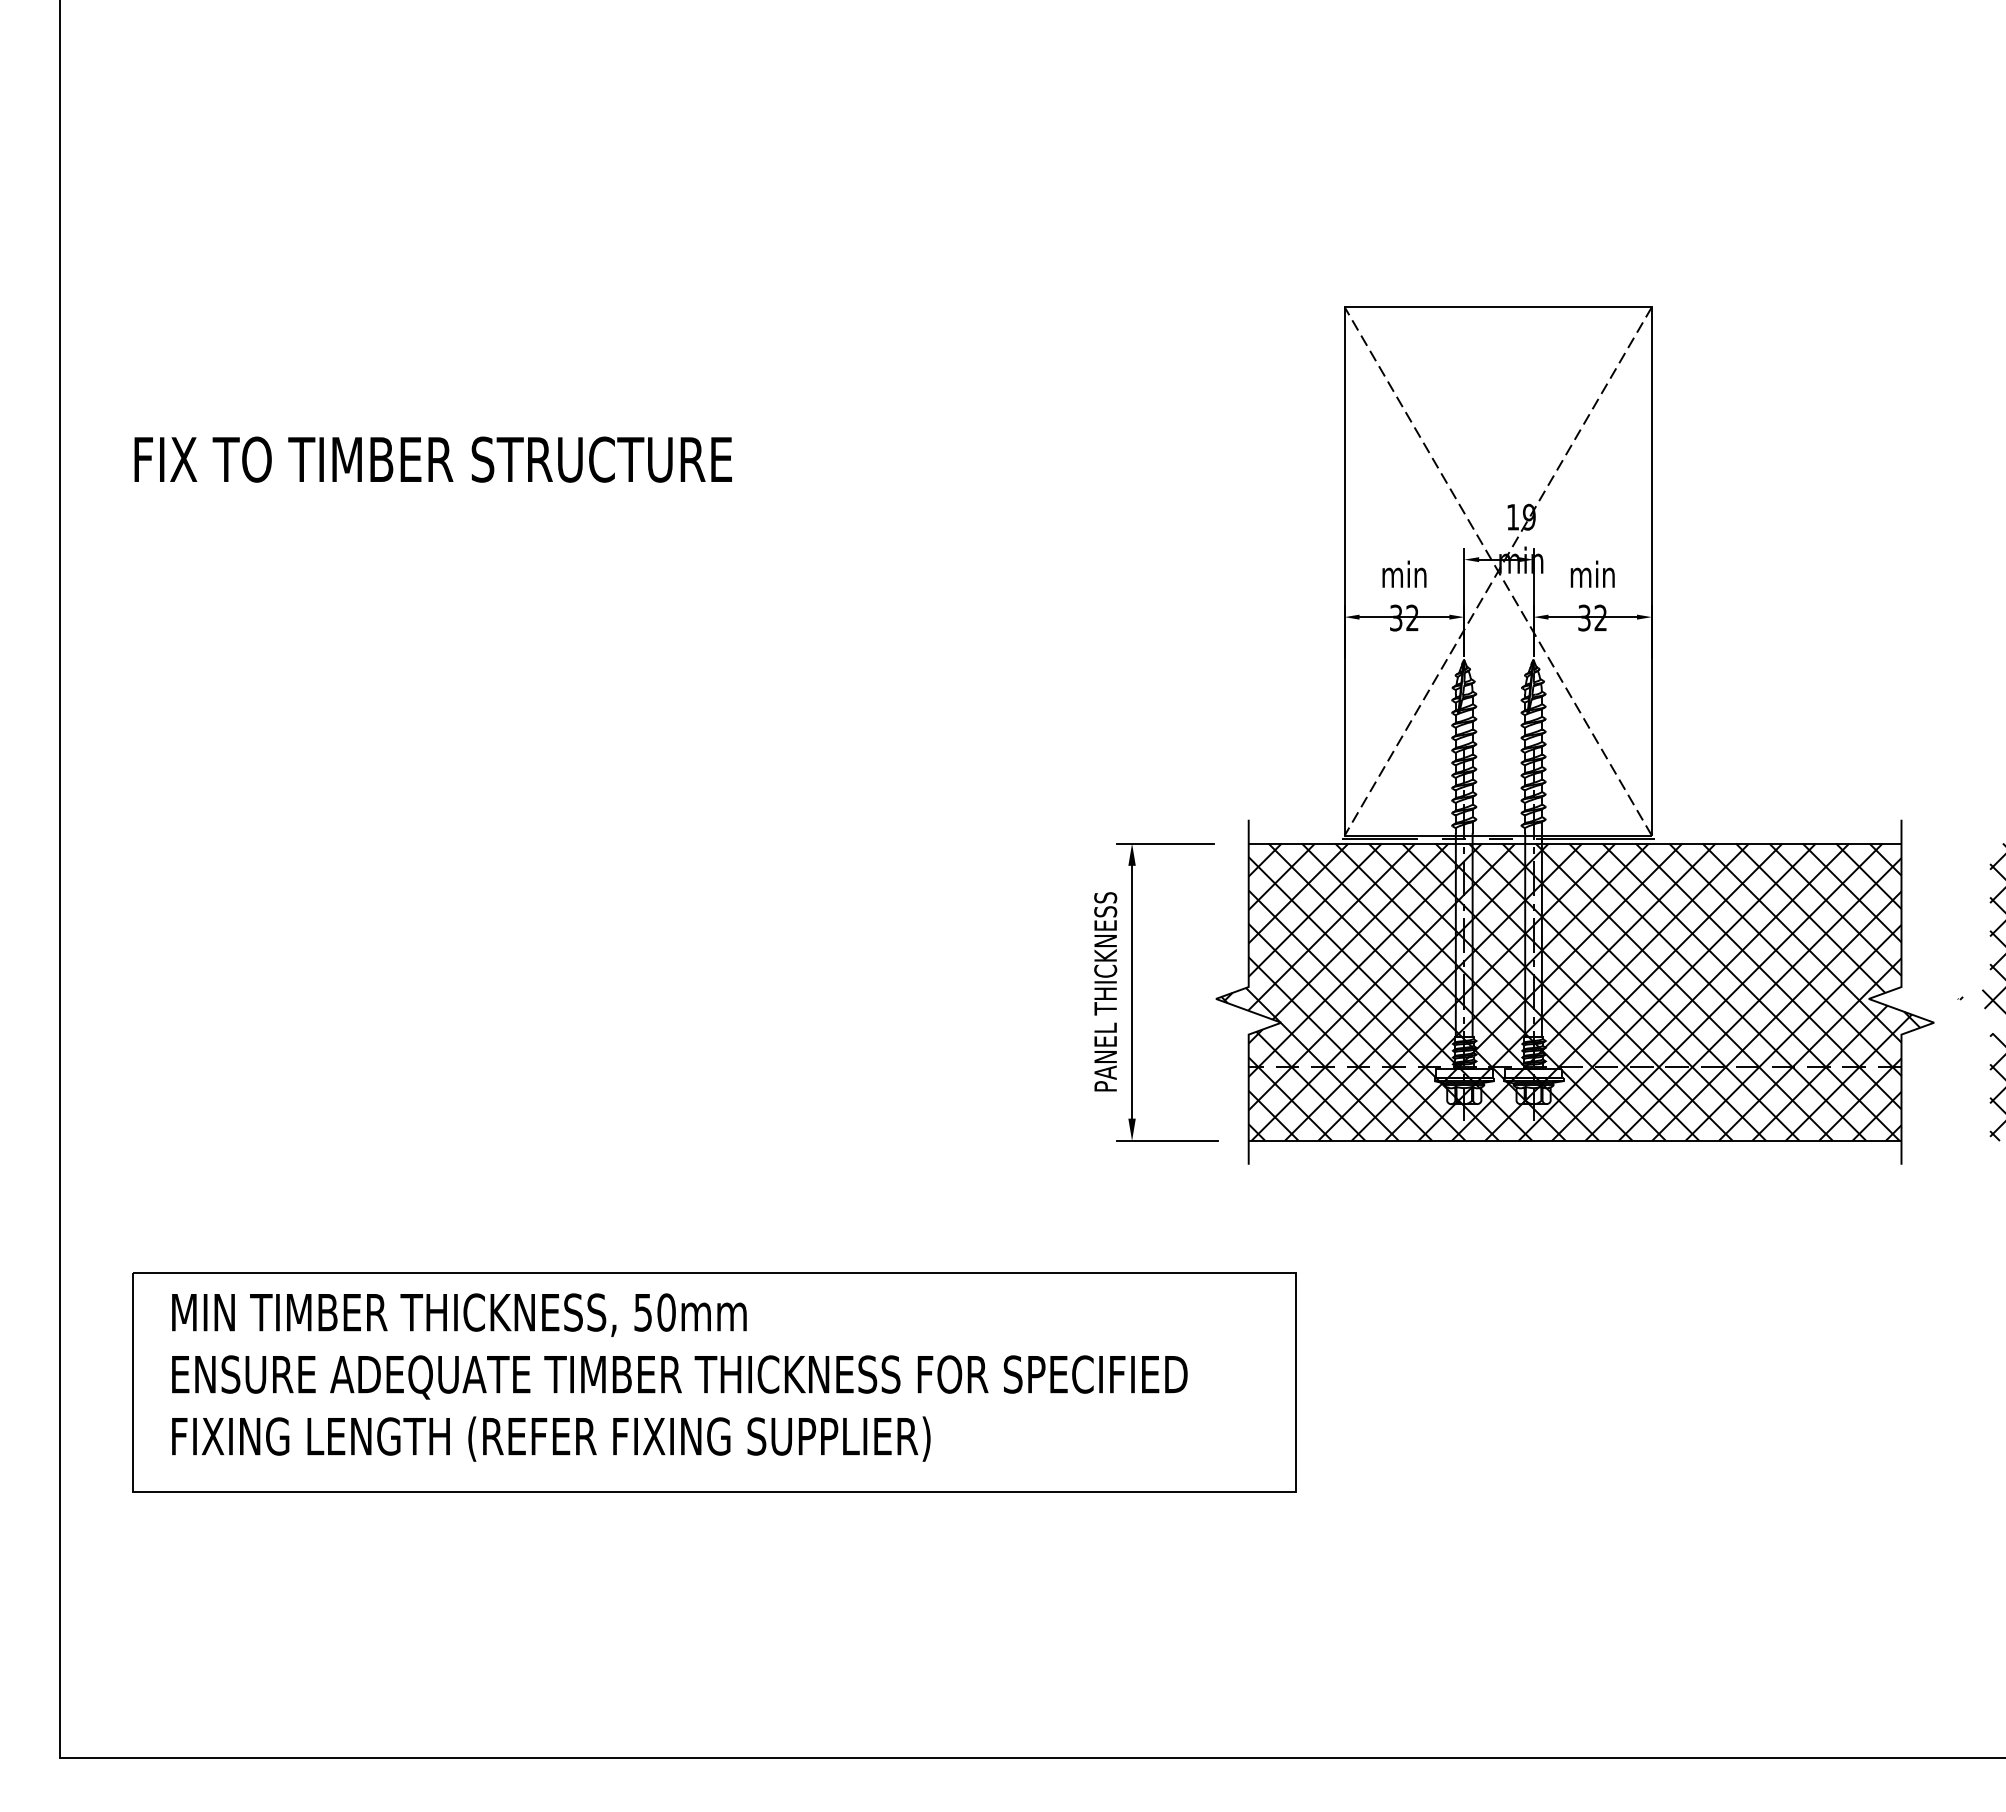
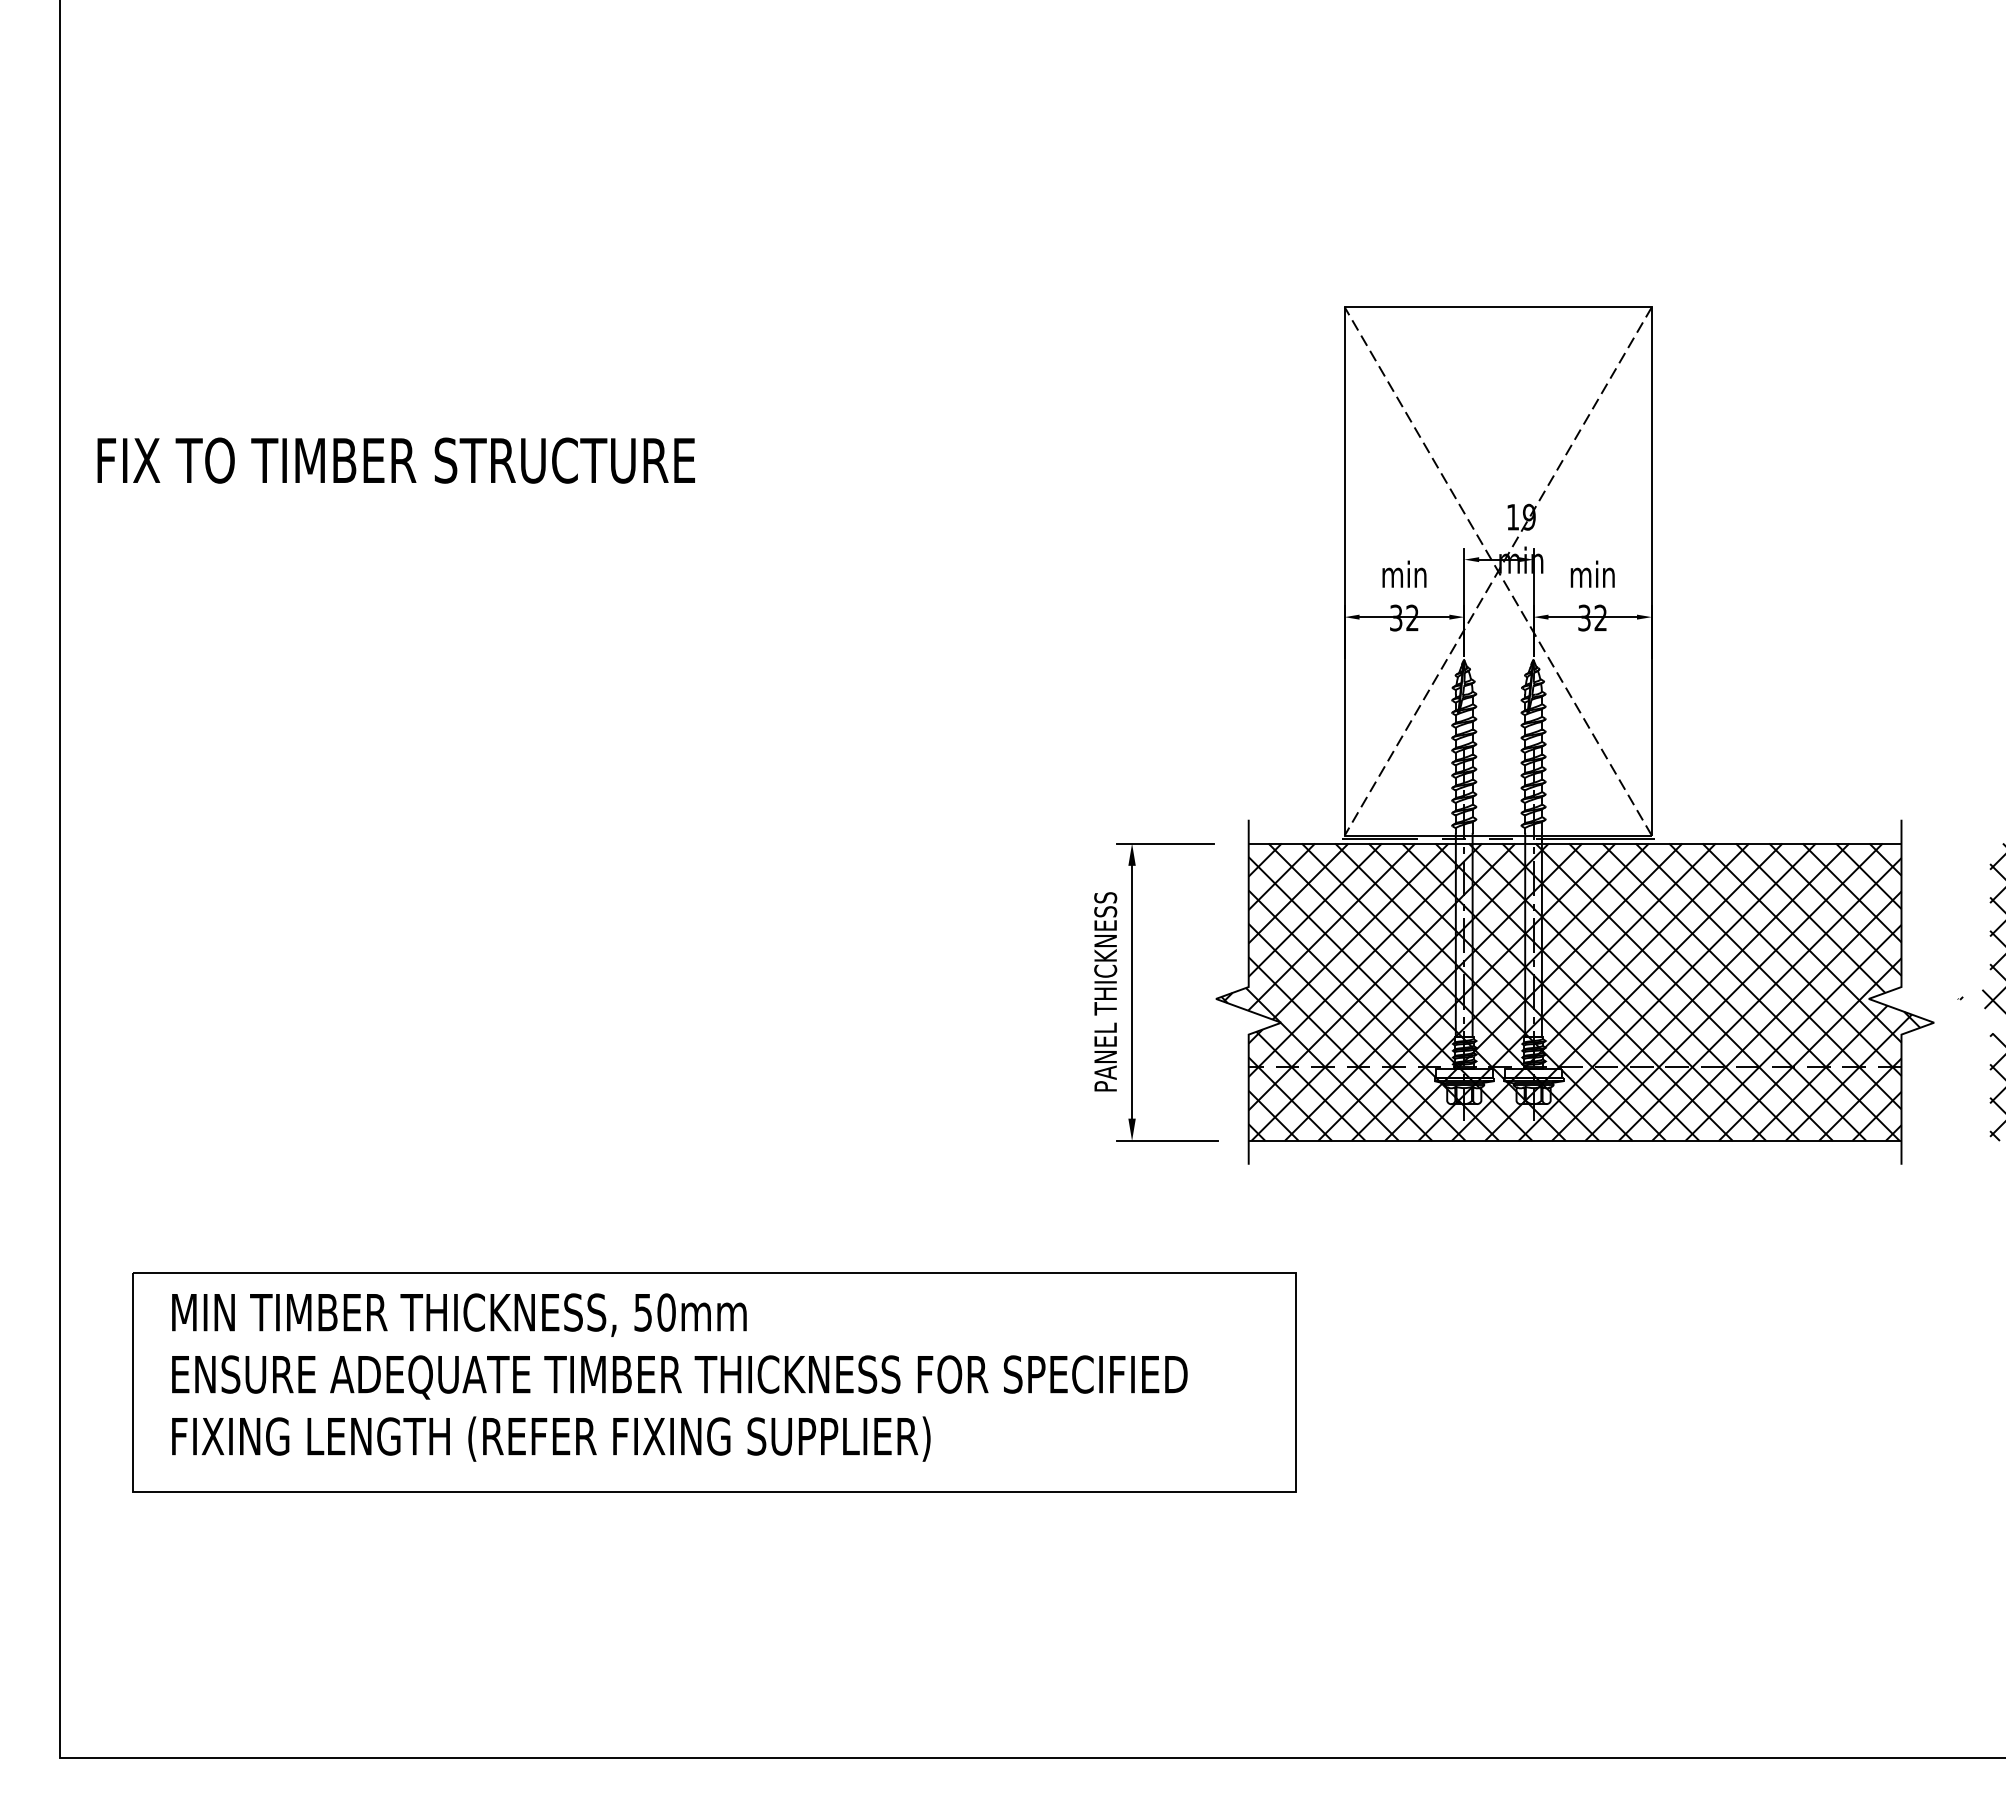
text position: (432, 459) -> (395, 460) (395, 460)
